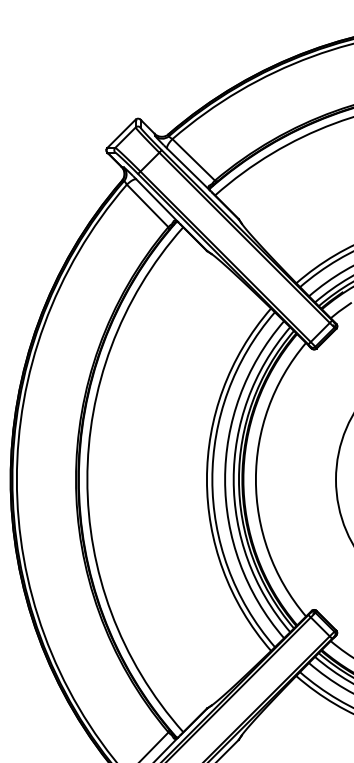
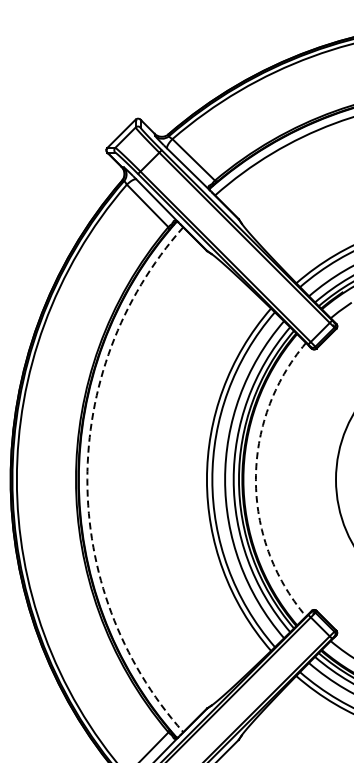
arc: solid -> dashed (87, 479)
arc: solid -> dashed (255, 479)
